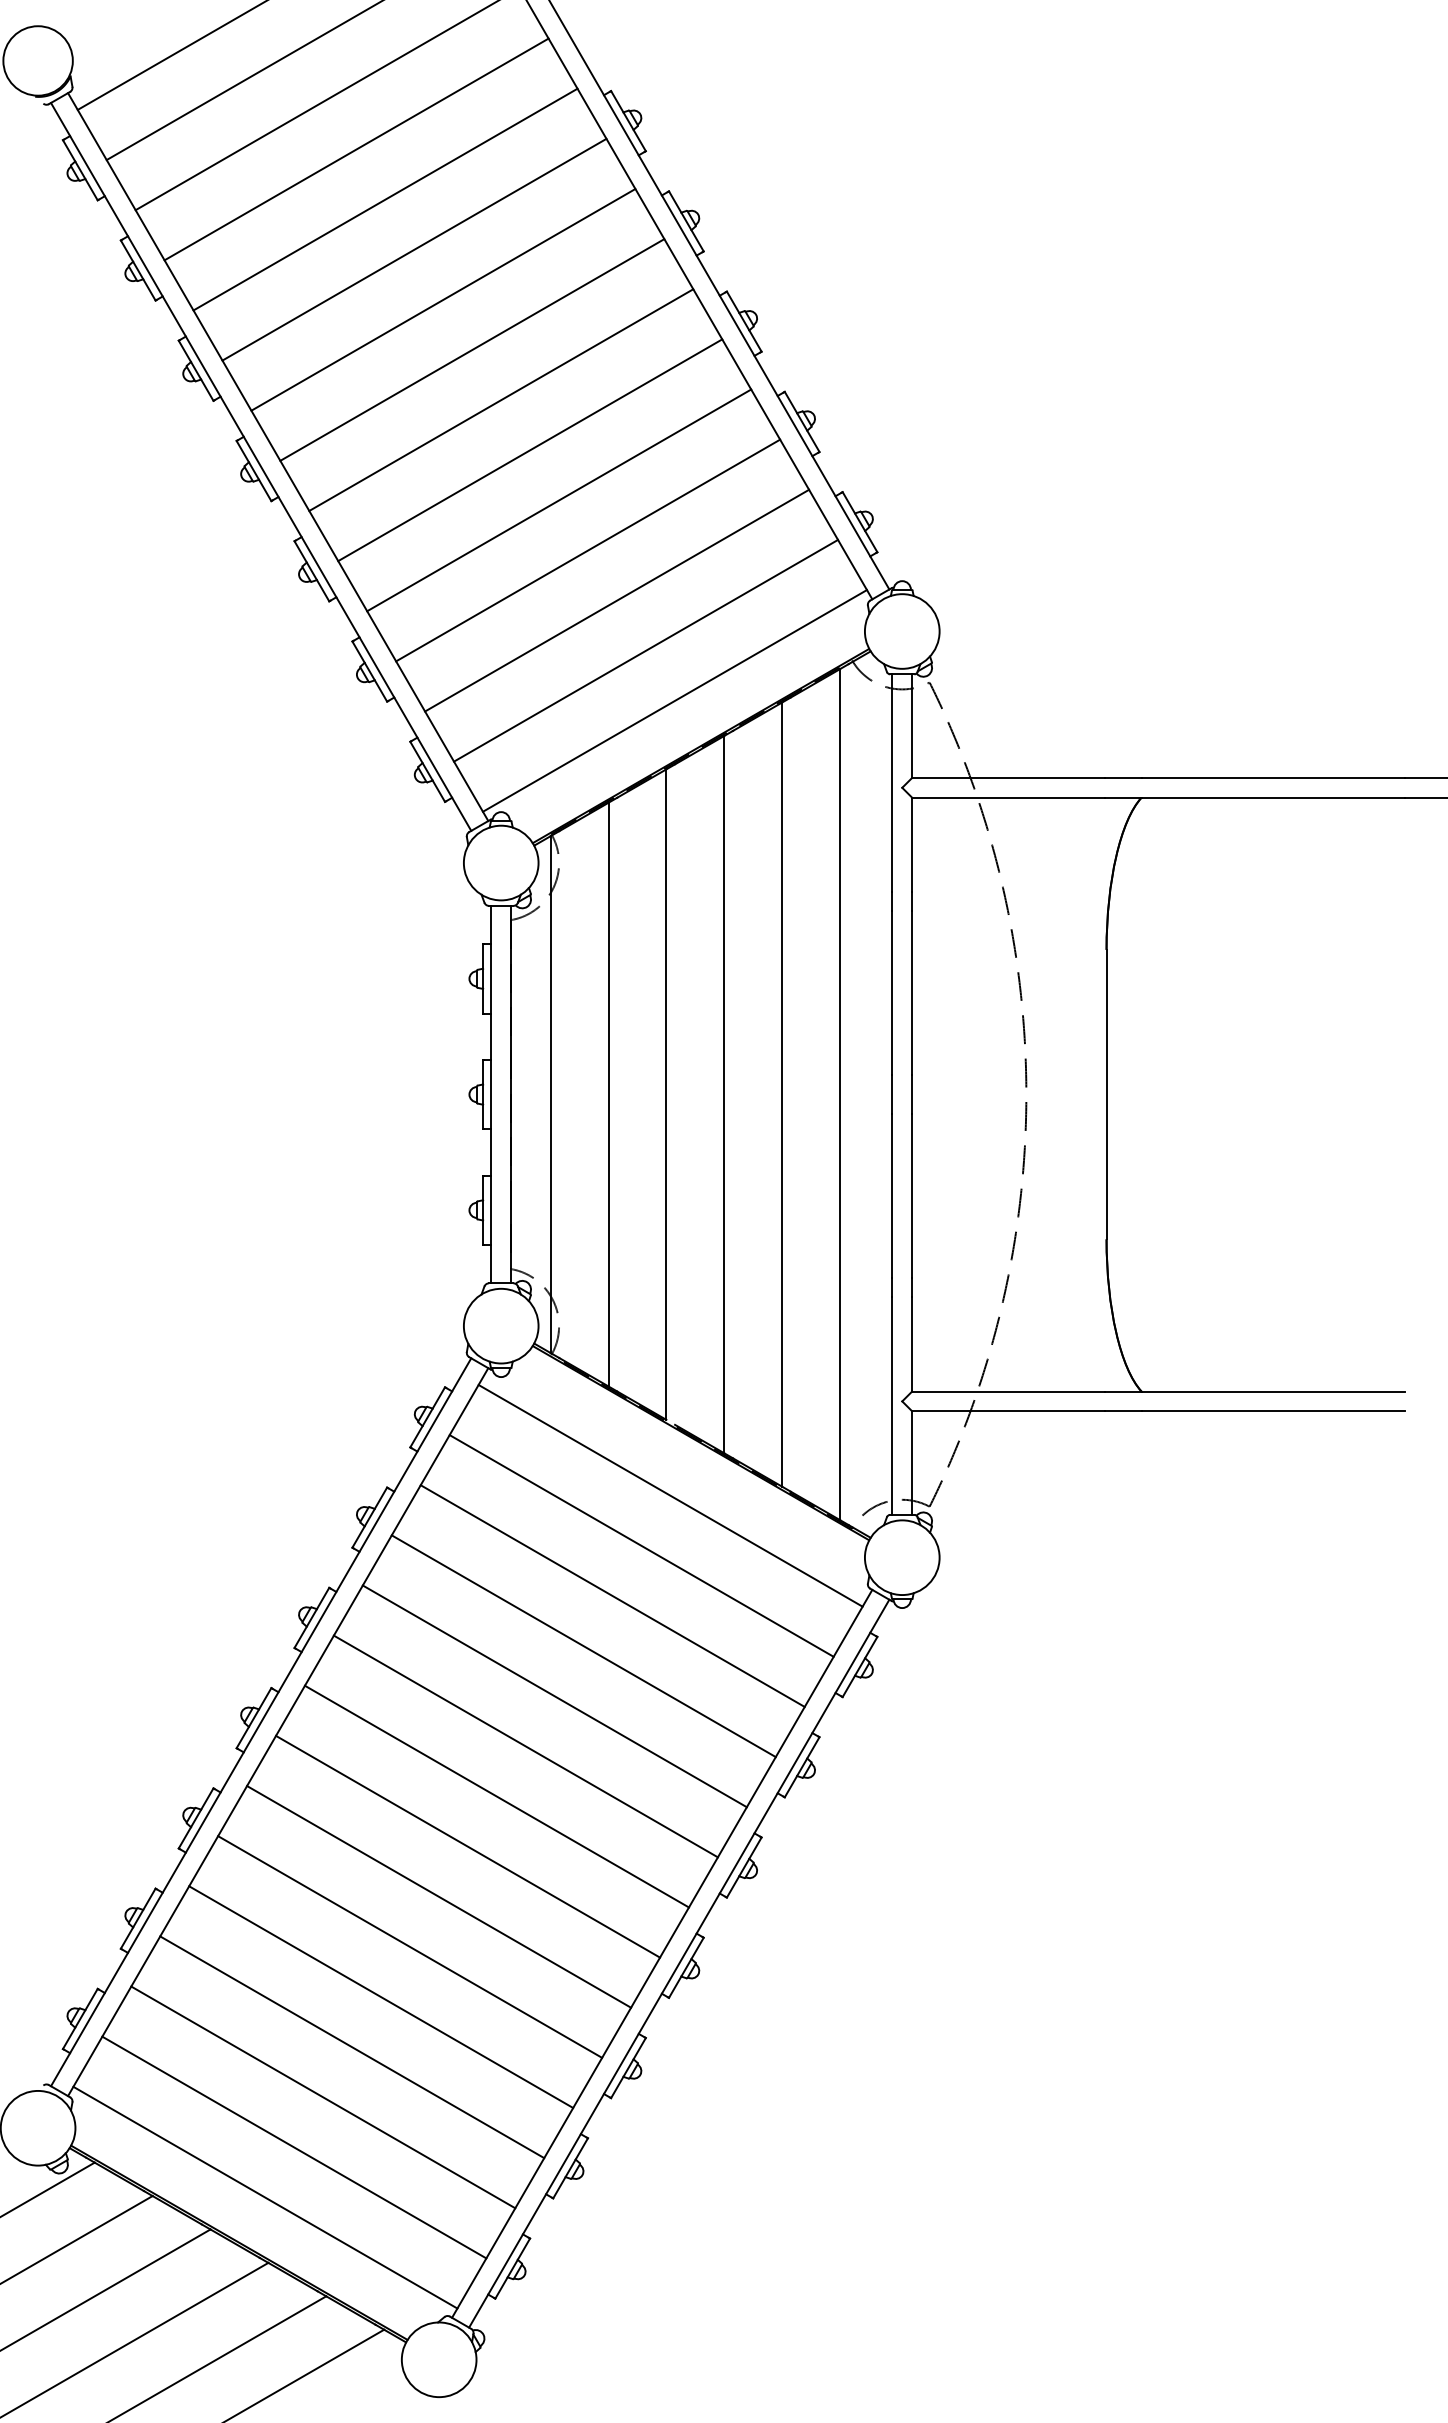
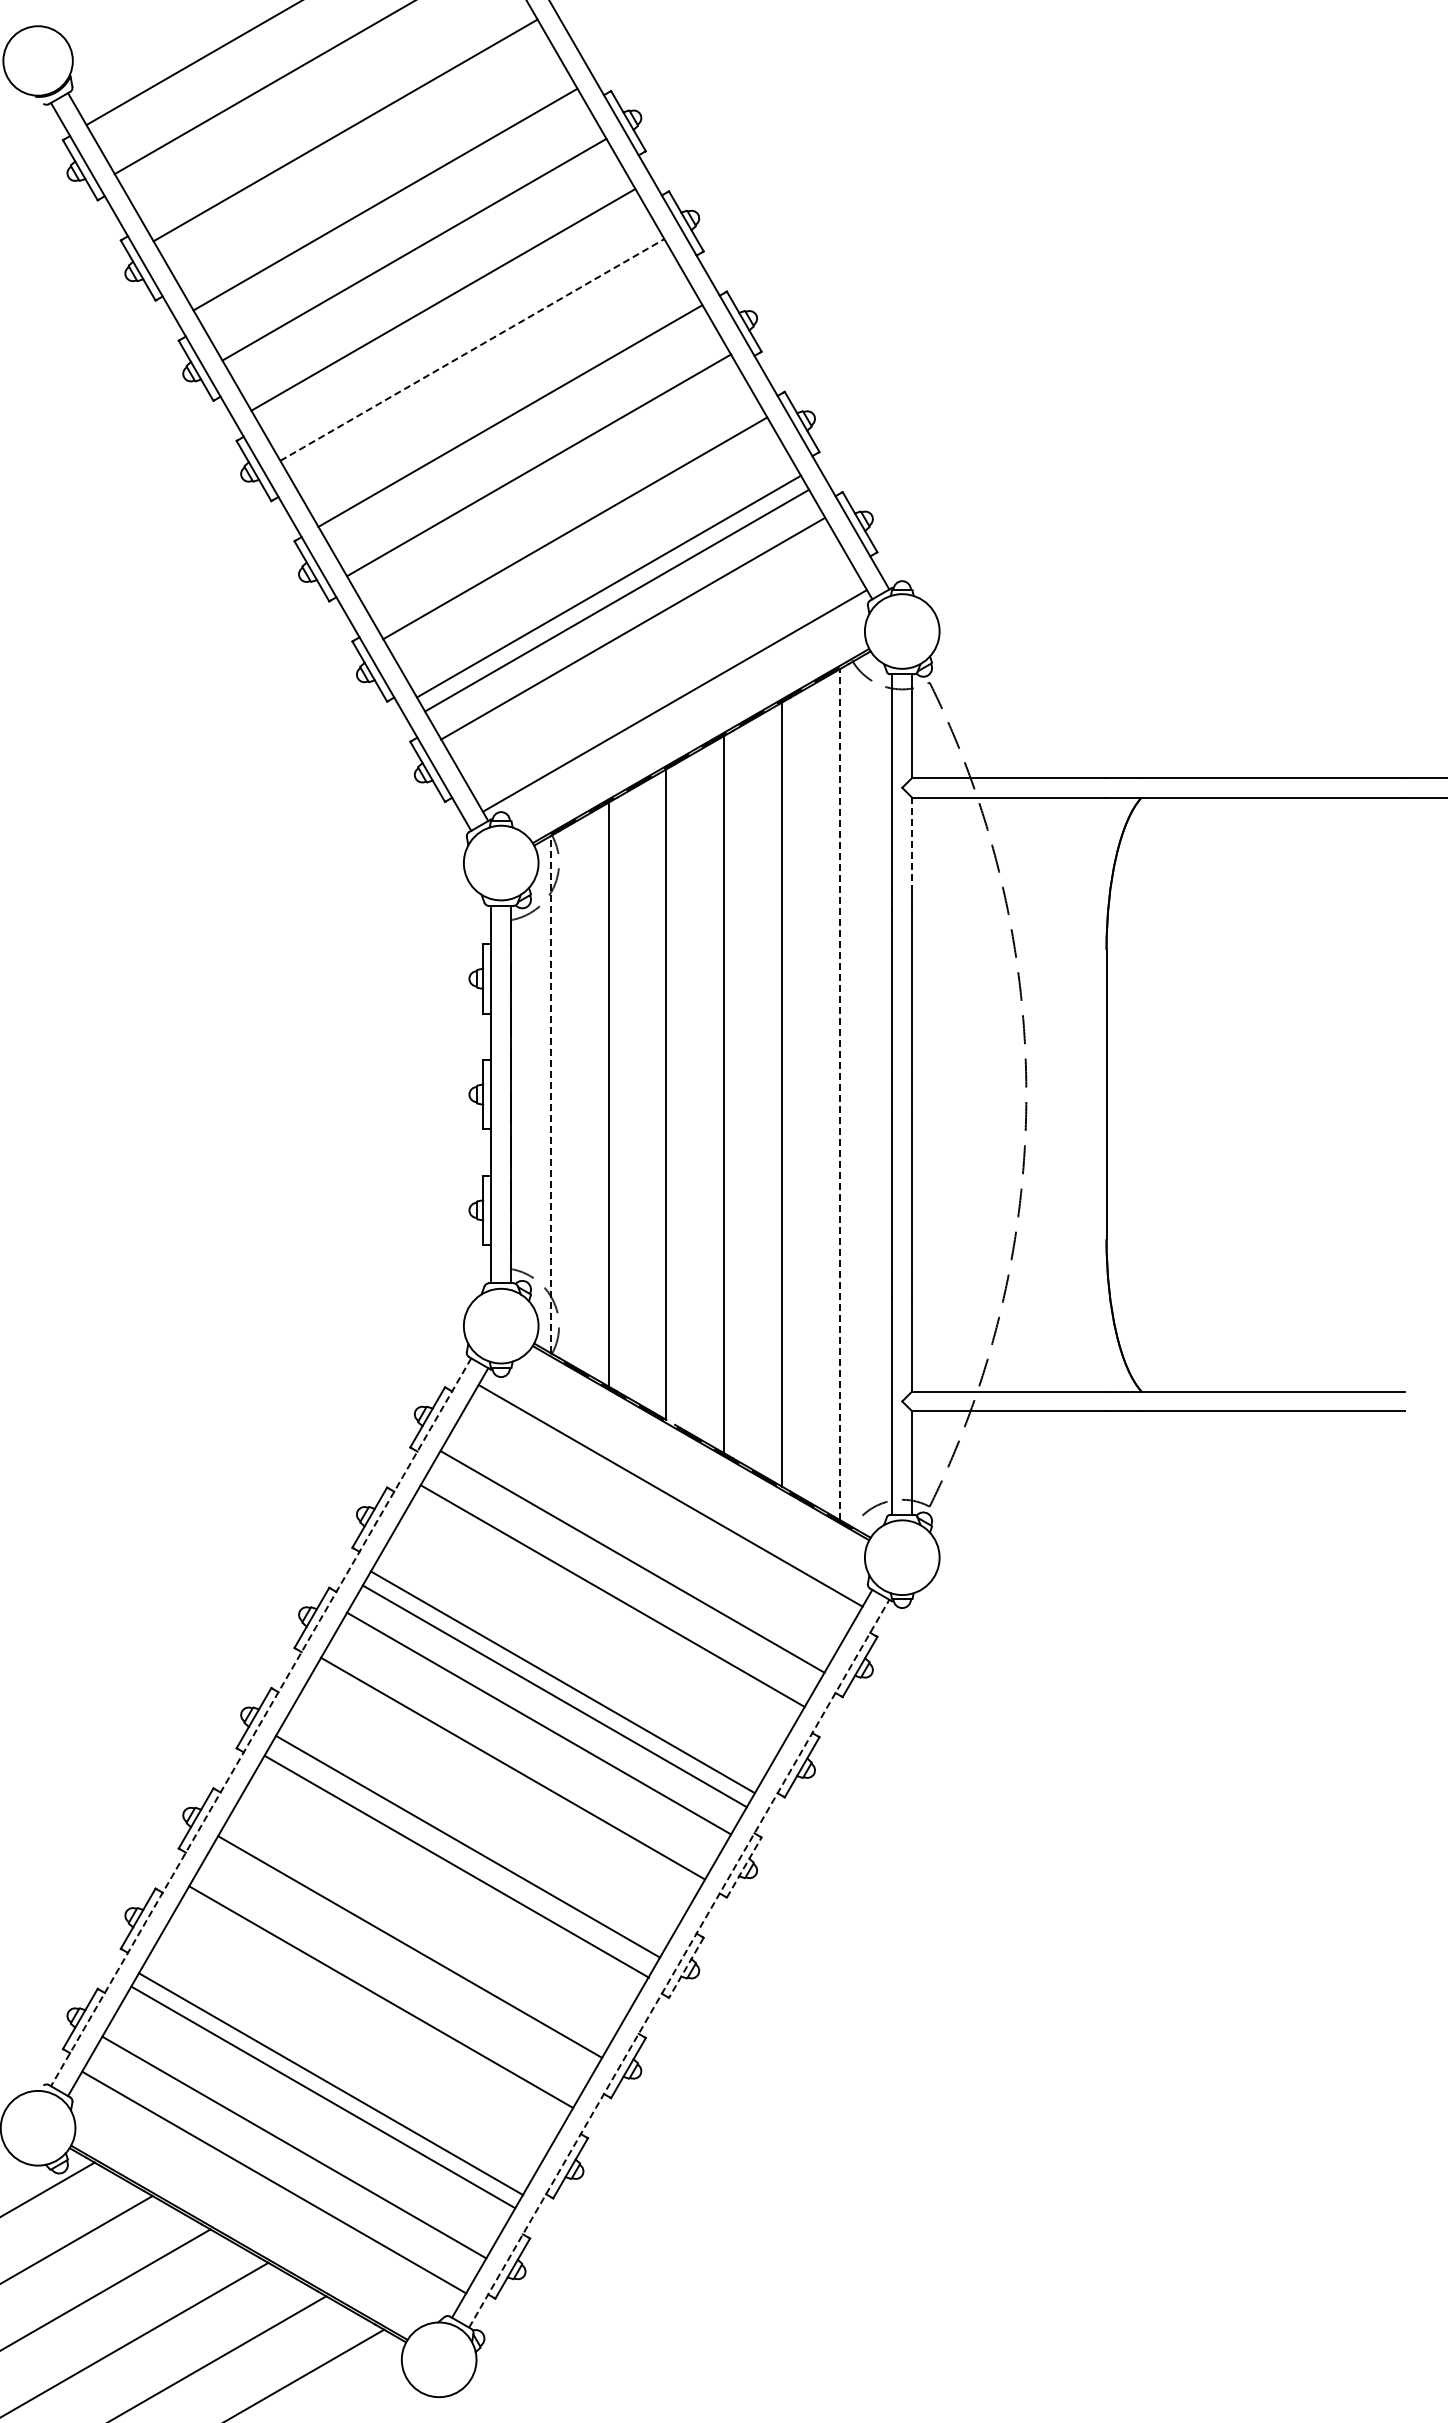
line position: (170, 55) -> (192, 63) (192, 63)
line: present -> none (242, 81)
line position: (315, 106) -> (263, 88) (263, 88)
line position: (356, 149) -> (345, 130) (345, 130)
line: solid -> dashed (472, 350)
line position: (501, 399) -> (510, 415) (510, 415)
line position: (530, 450) -> (539, 465) (539, 465)
line position: (559, 500) -> (575, 528) (575, 528)
line position: (588, 550) -> (609, 586) (609, 586)
line position: (646, 650) -> (633, 628) (633, 628)
line: solid -> dashed (912, 844)
line: solid -> dashed (550, 1094)
line: solid -> dashed (840, 1094)
line position: (641, 1545) -> (632, 1561) (632, 1561)
line position: (583, 1646) -> (562, 1682) (562, 1682)
line: solid -> dashed (260, 1722)
line position: (525, 1746) -> (538, 1723) (538, 1723)
line position: (496, 1796) -> (512, 1768) (512, 1768)
line: solid -> dashed (744, 1867)
line position: (439, 1896) -> (457, 1866) (457, 1866)
line: solid -> dashed (679, 1963)
line: solid -> dashed (686, 1967)
line position: (352, 2047) -> (331, 2084) (331, 2084)
line position: (265, 2197) -> (274, 2182) (274, 2182)
